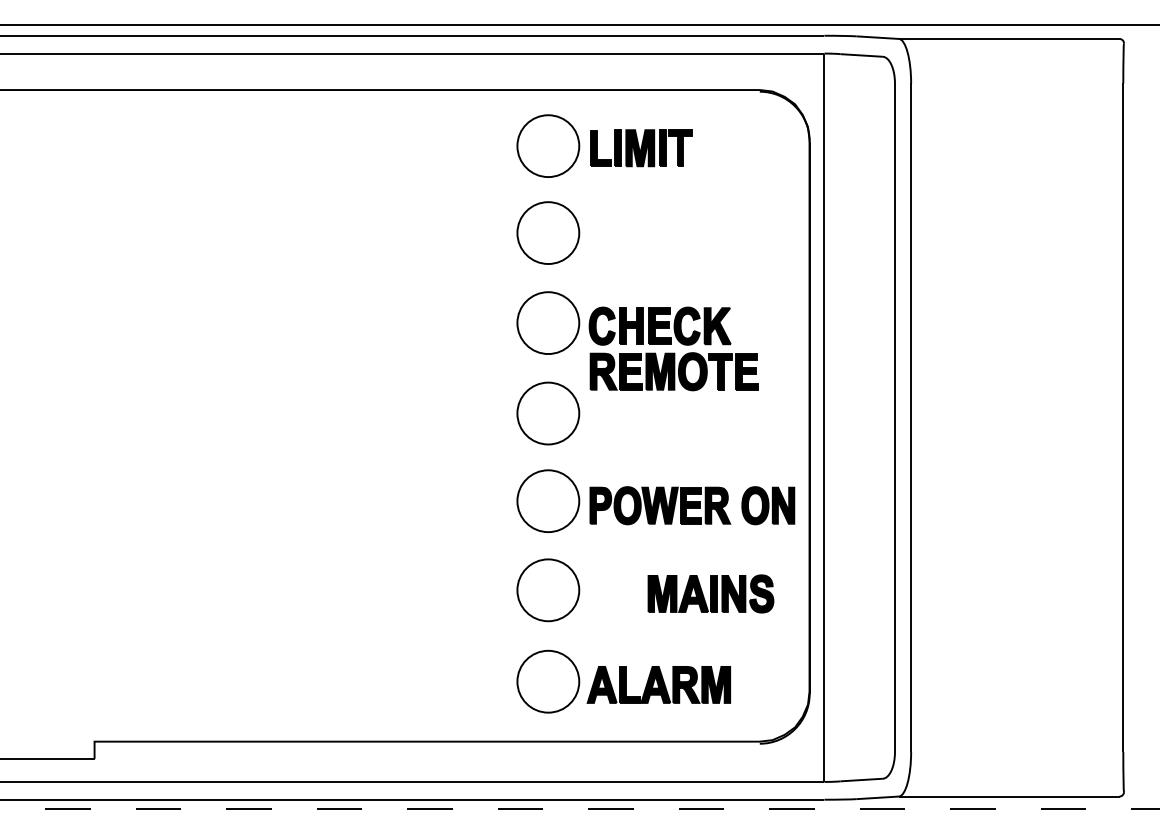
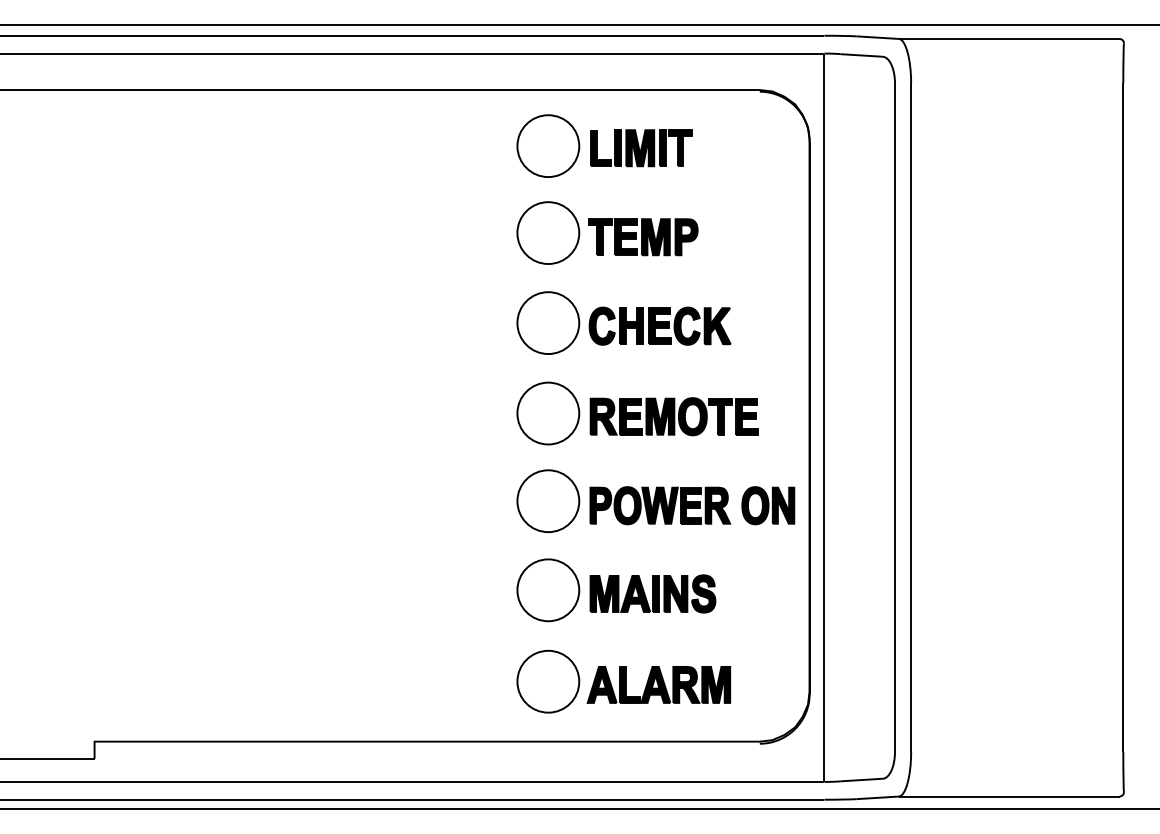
part: none -> present (643, 237)
part position: (673, 371) -> (673, 416) (673, 416)
part position: (710, 593) -> (652, 593) (652, 593)
line: dashed -> solid (579, 809)
